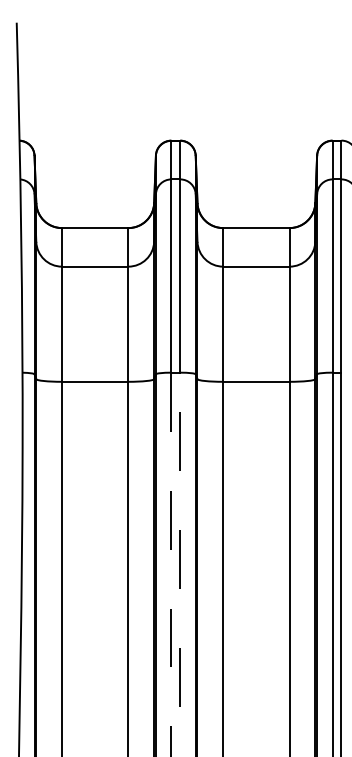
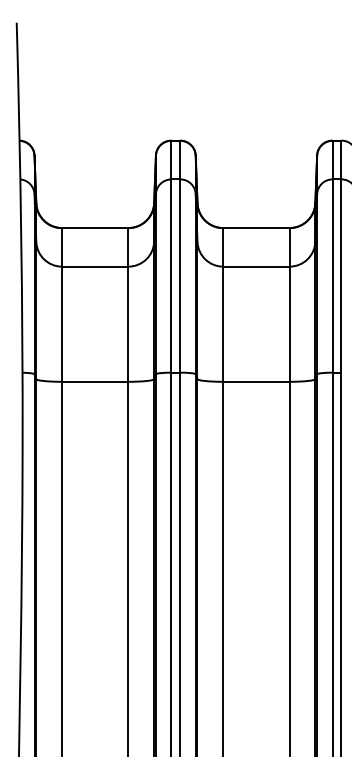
line: dashed -> solid (171, 564)
line: dashed -> solid (180, 564)
